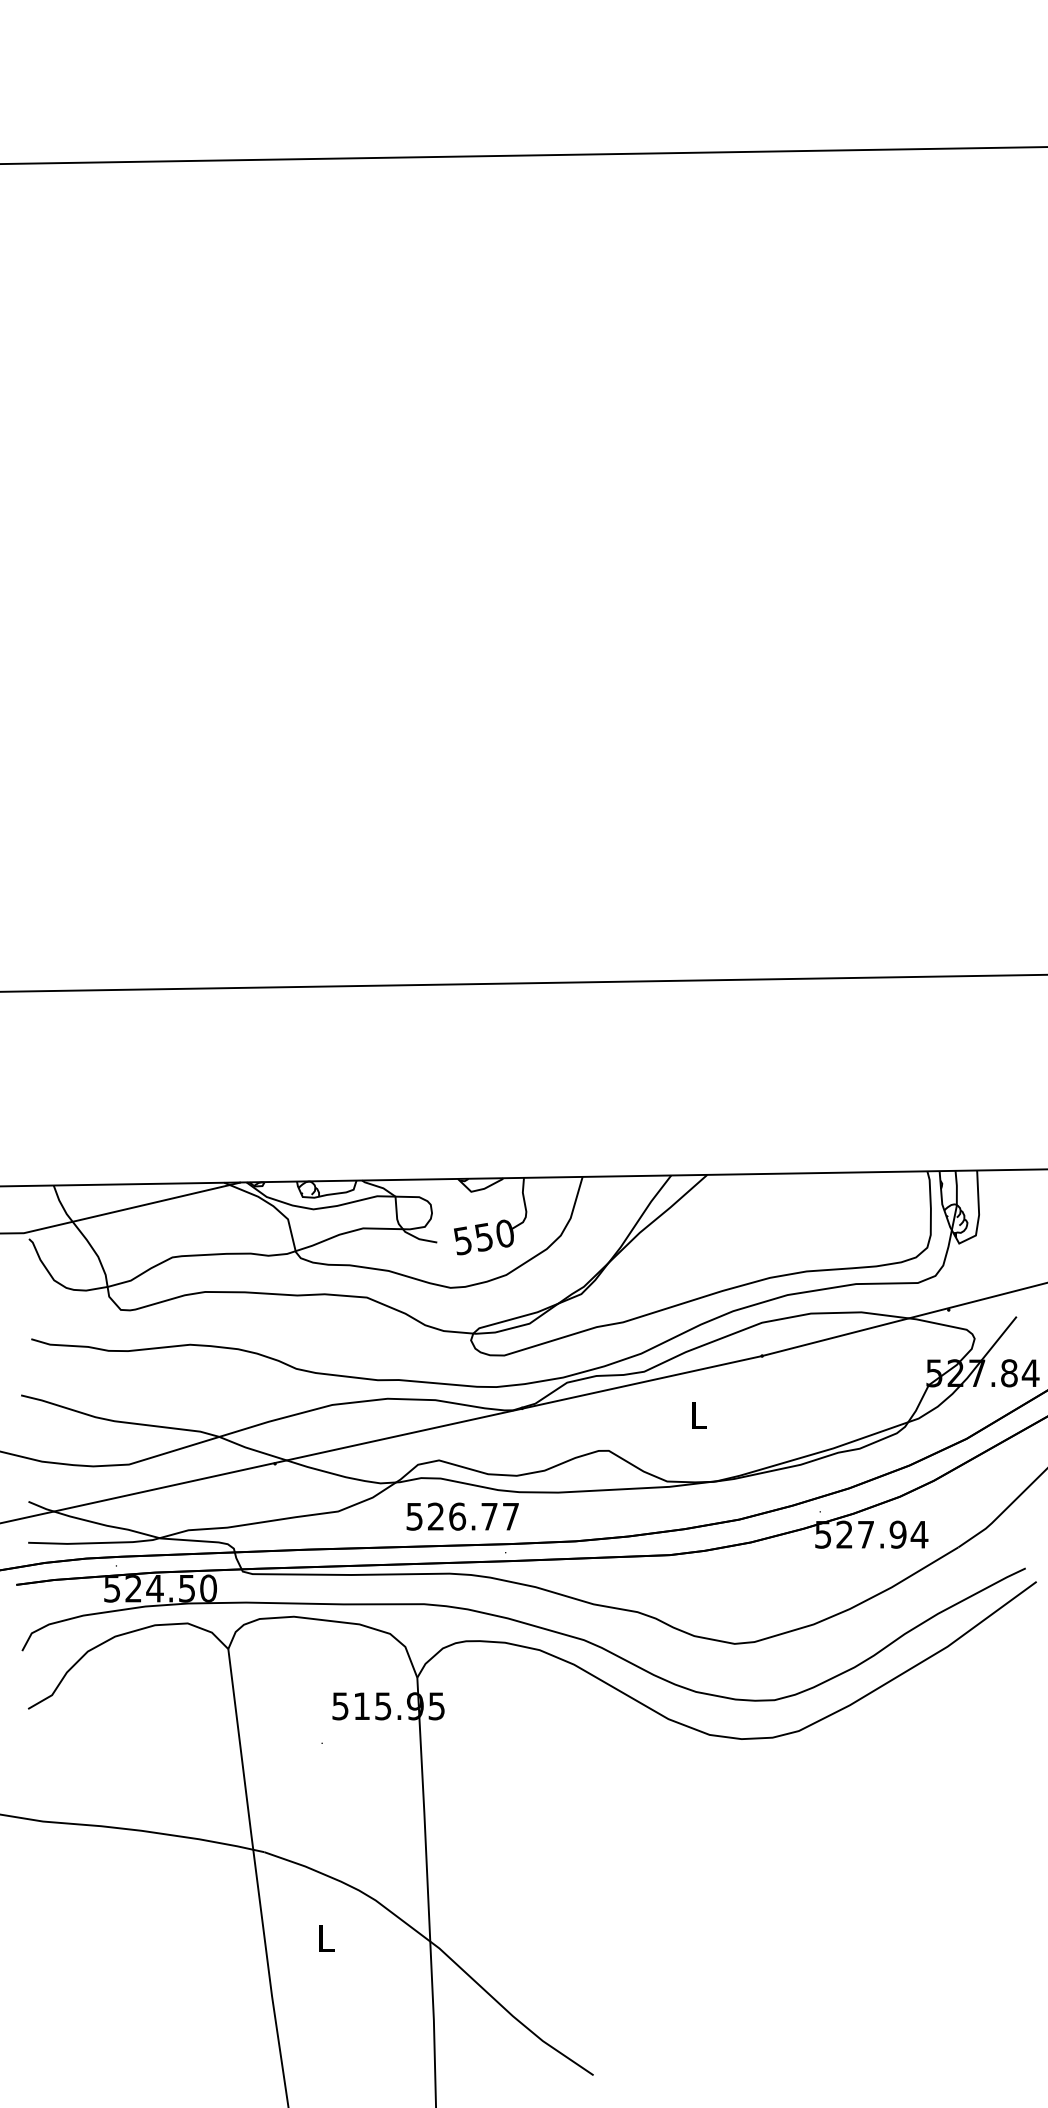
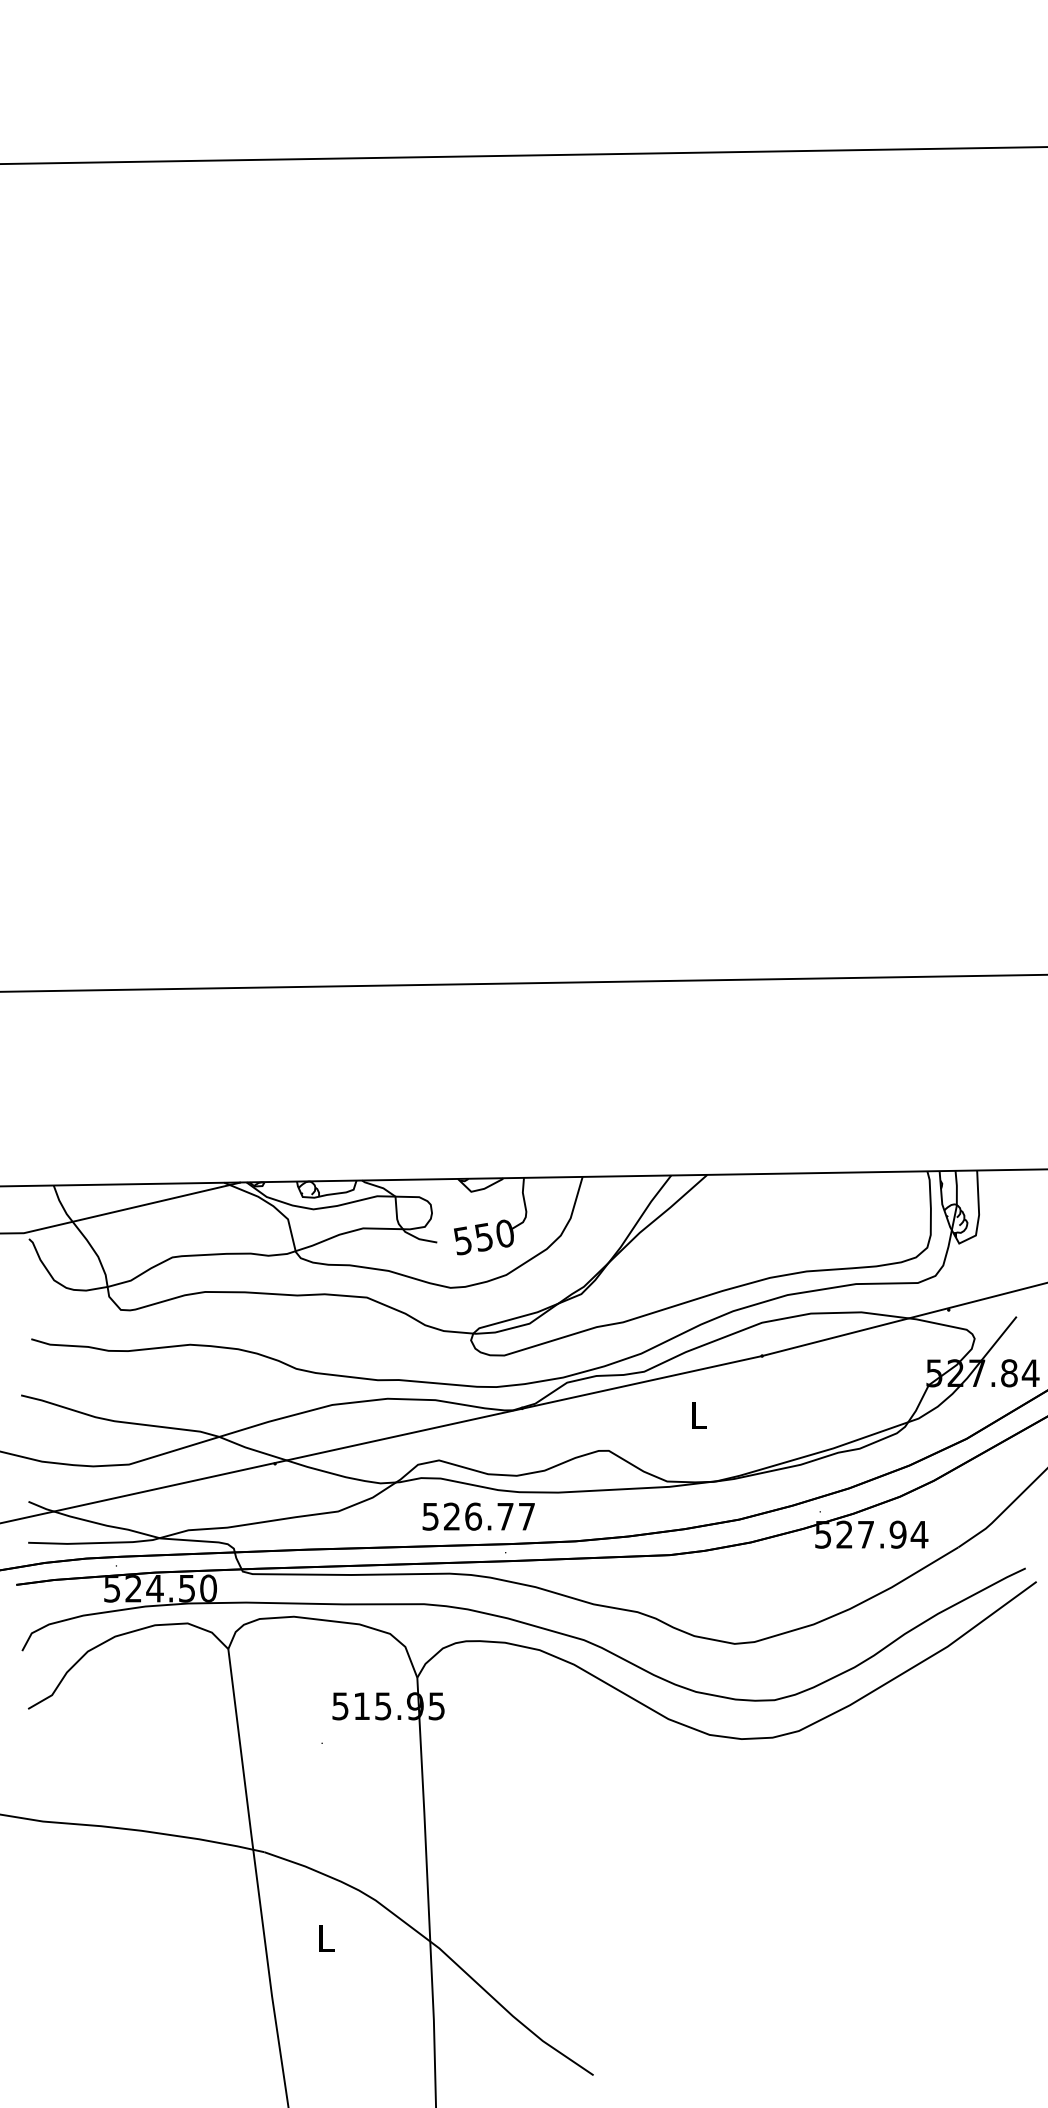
text position: (462, 1516) -> (478, 1516) (478, 1516)
